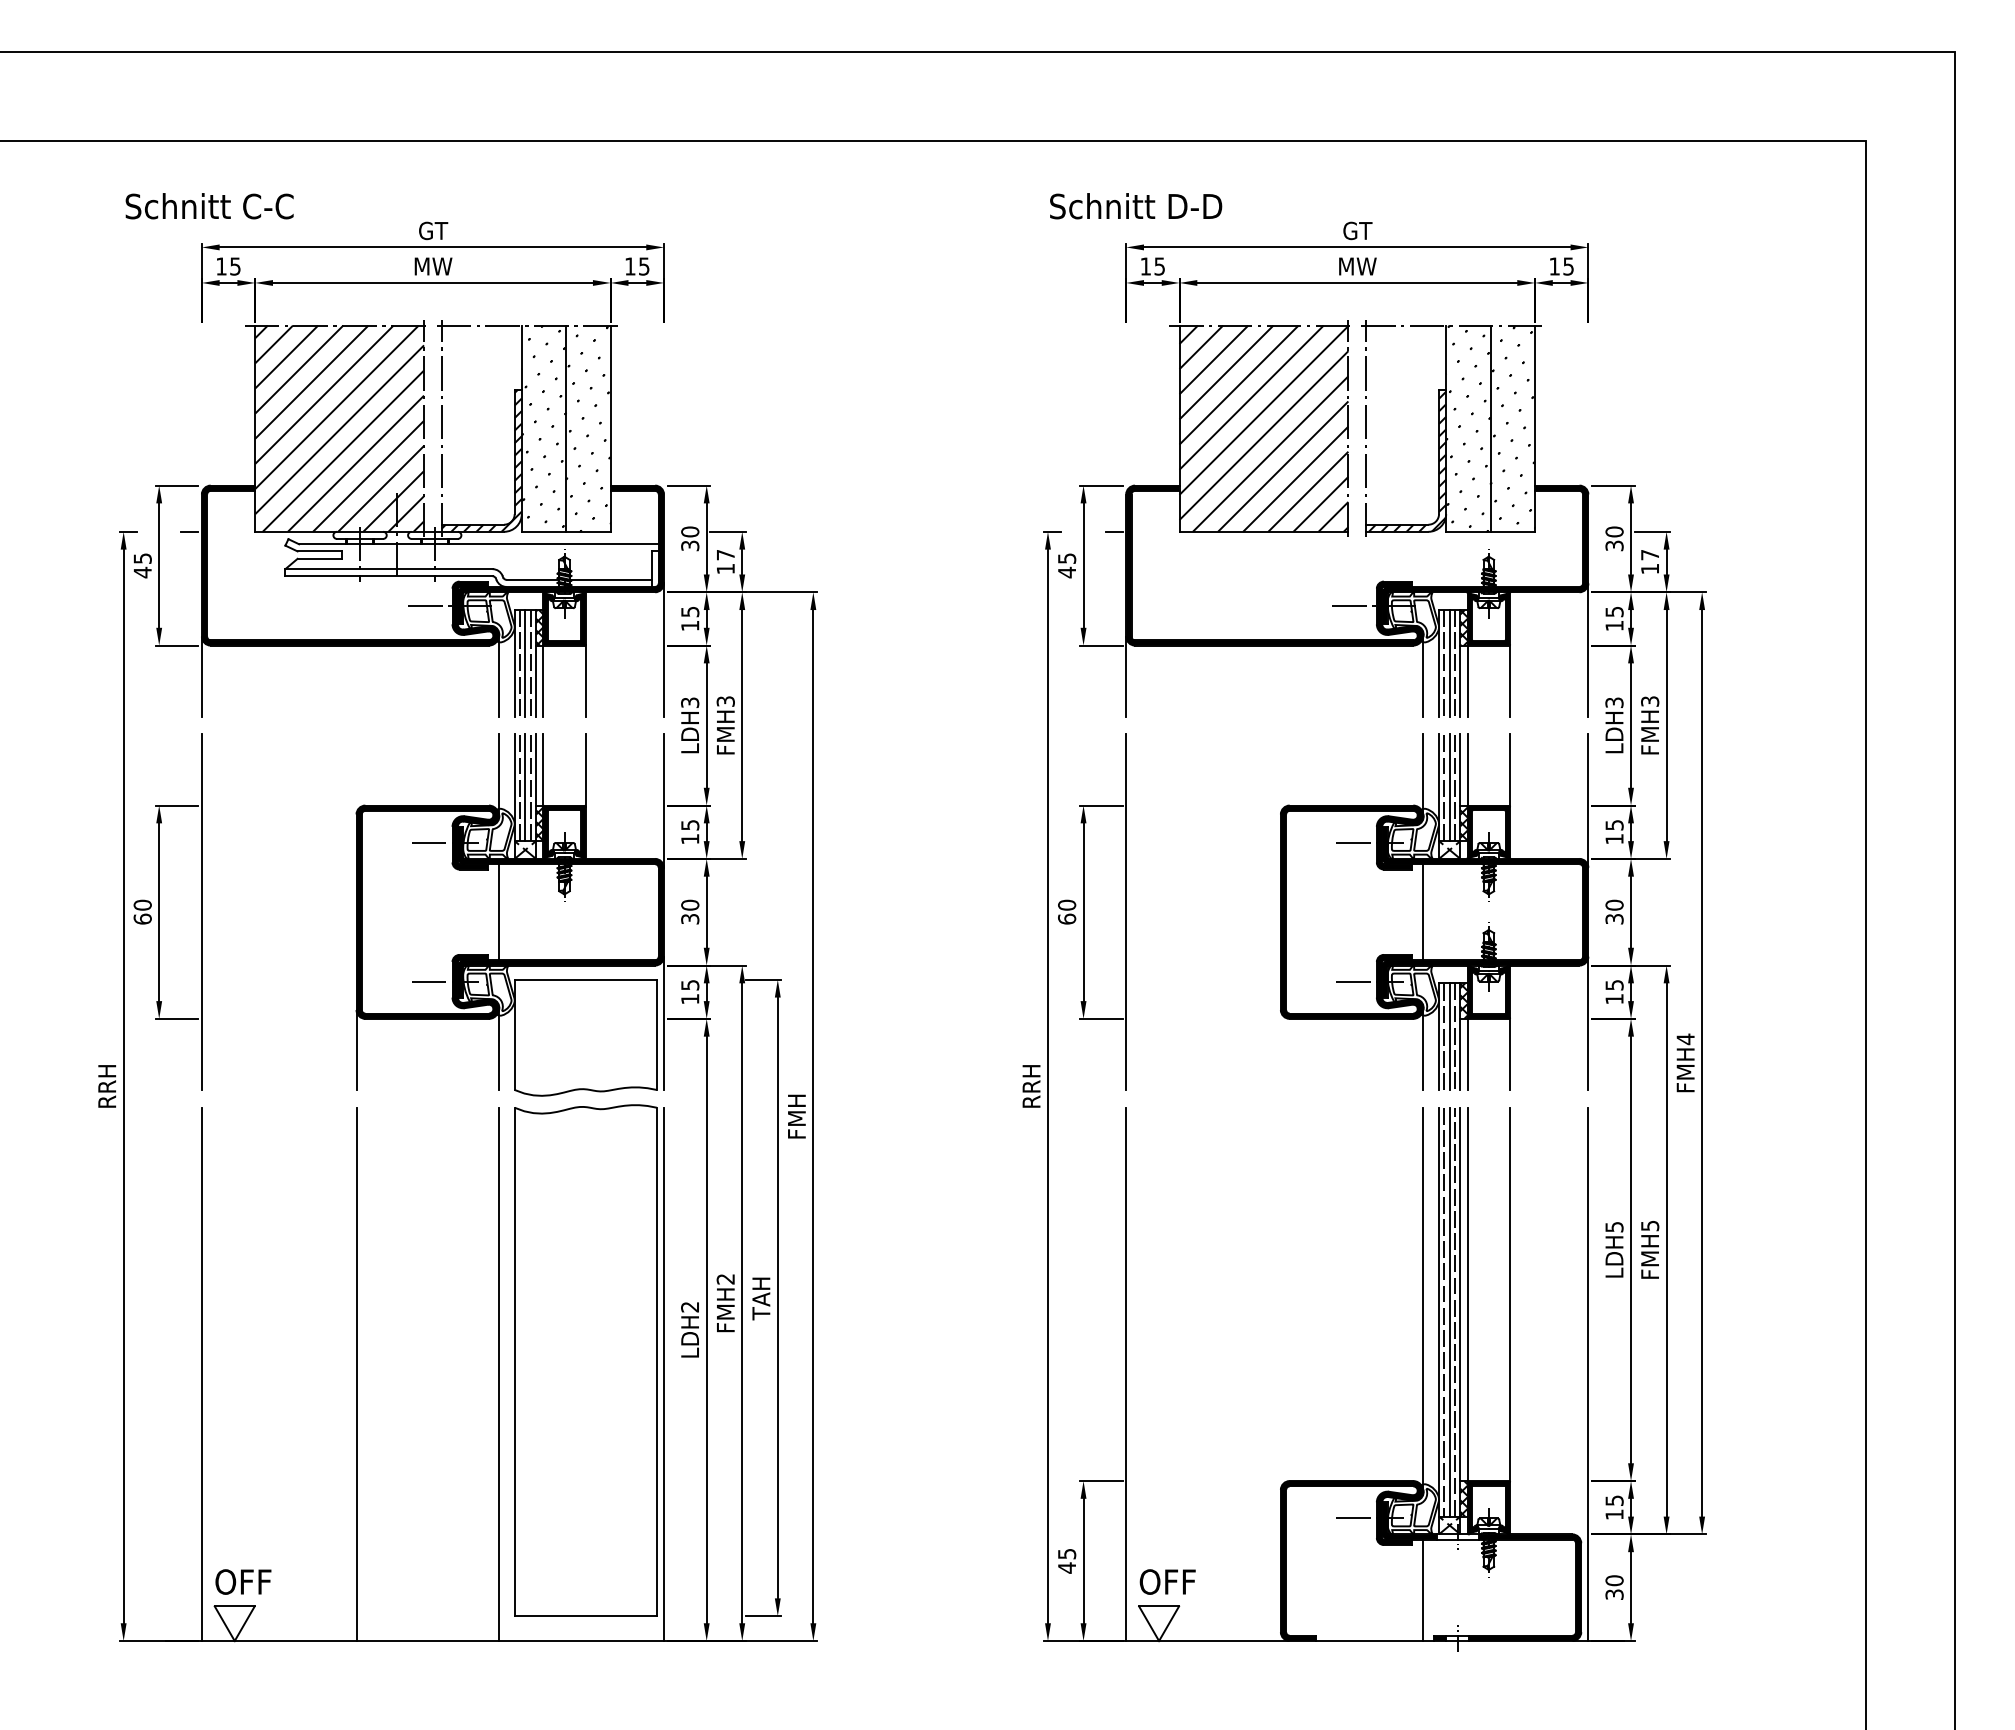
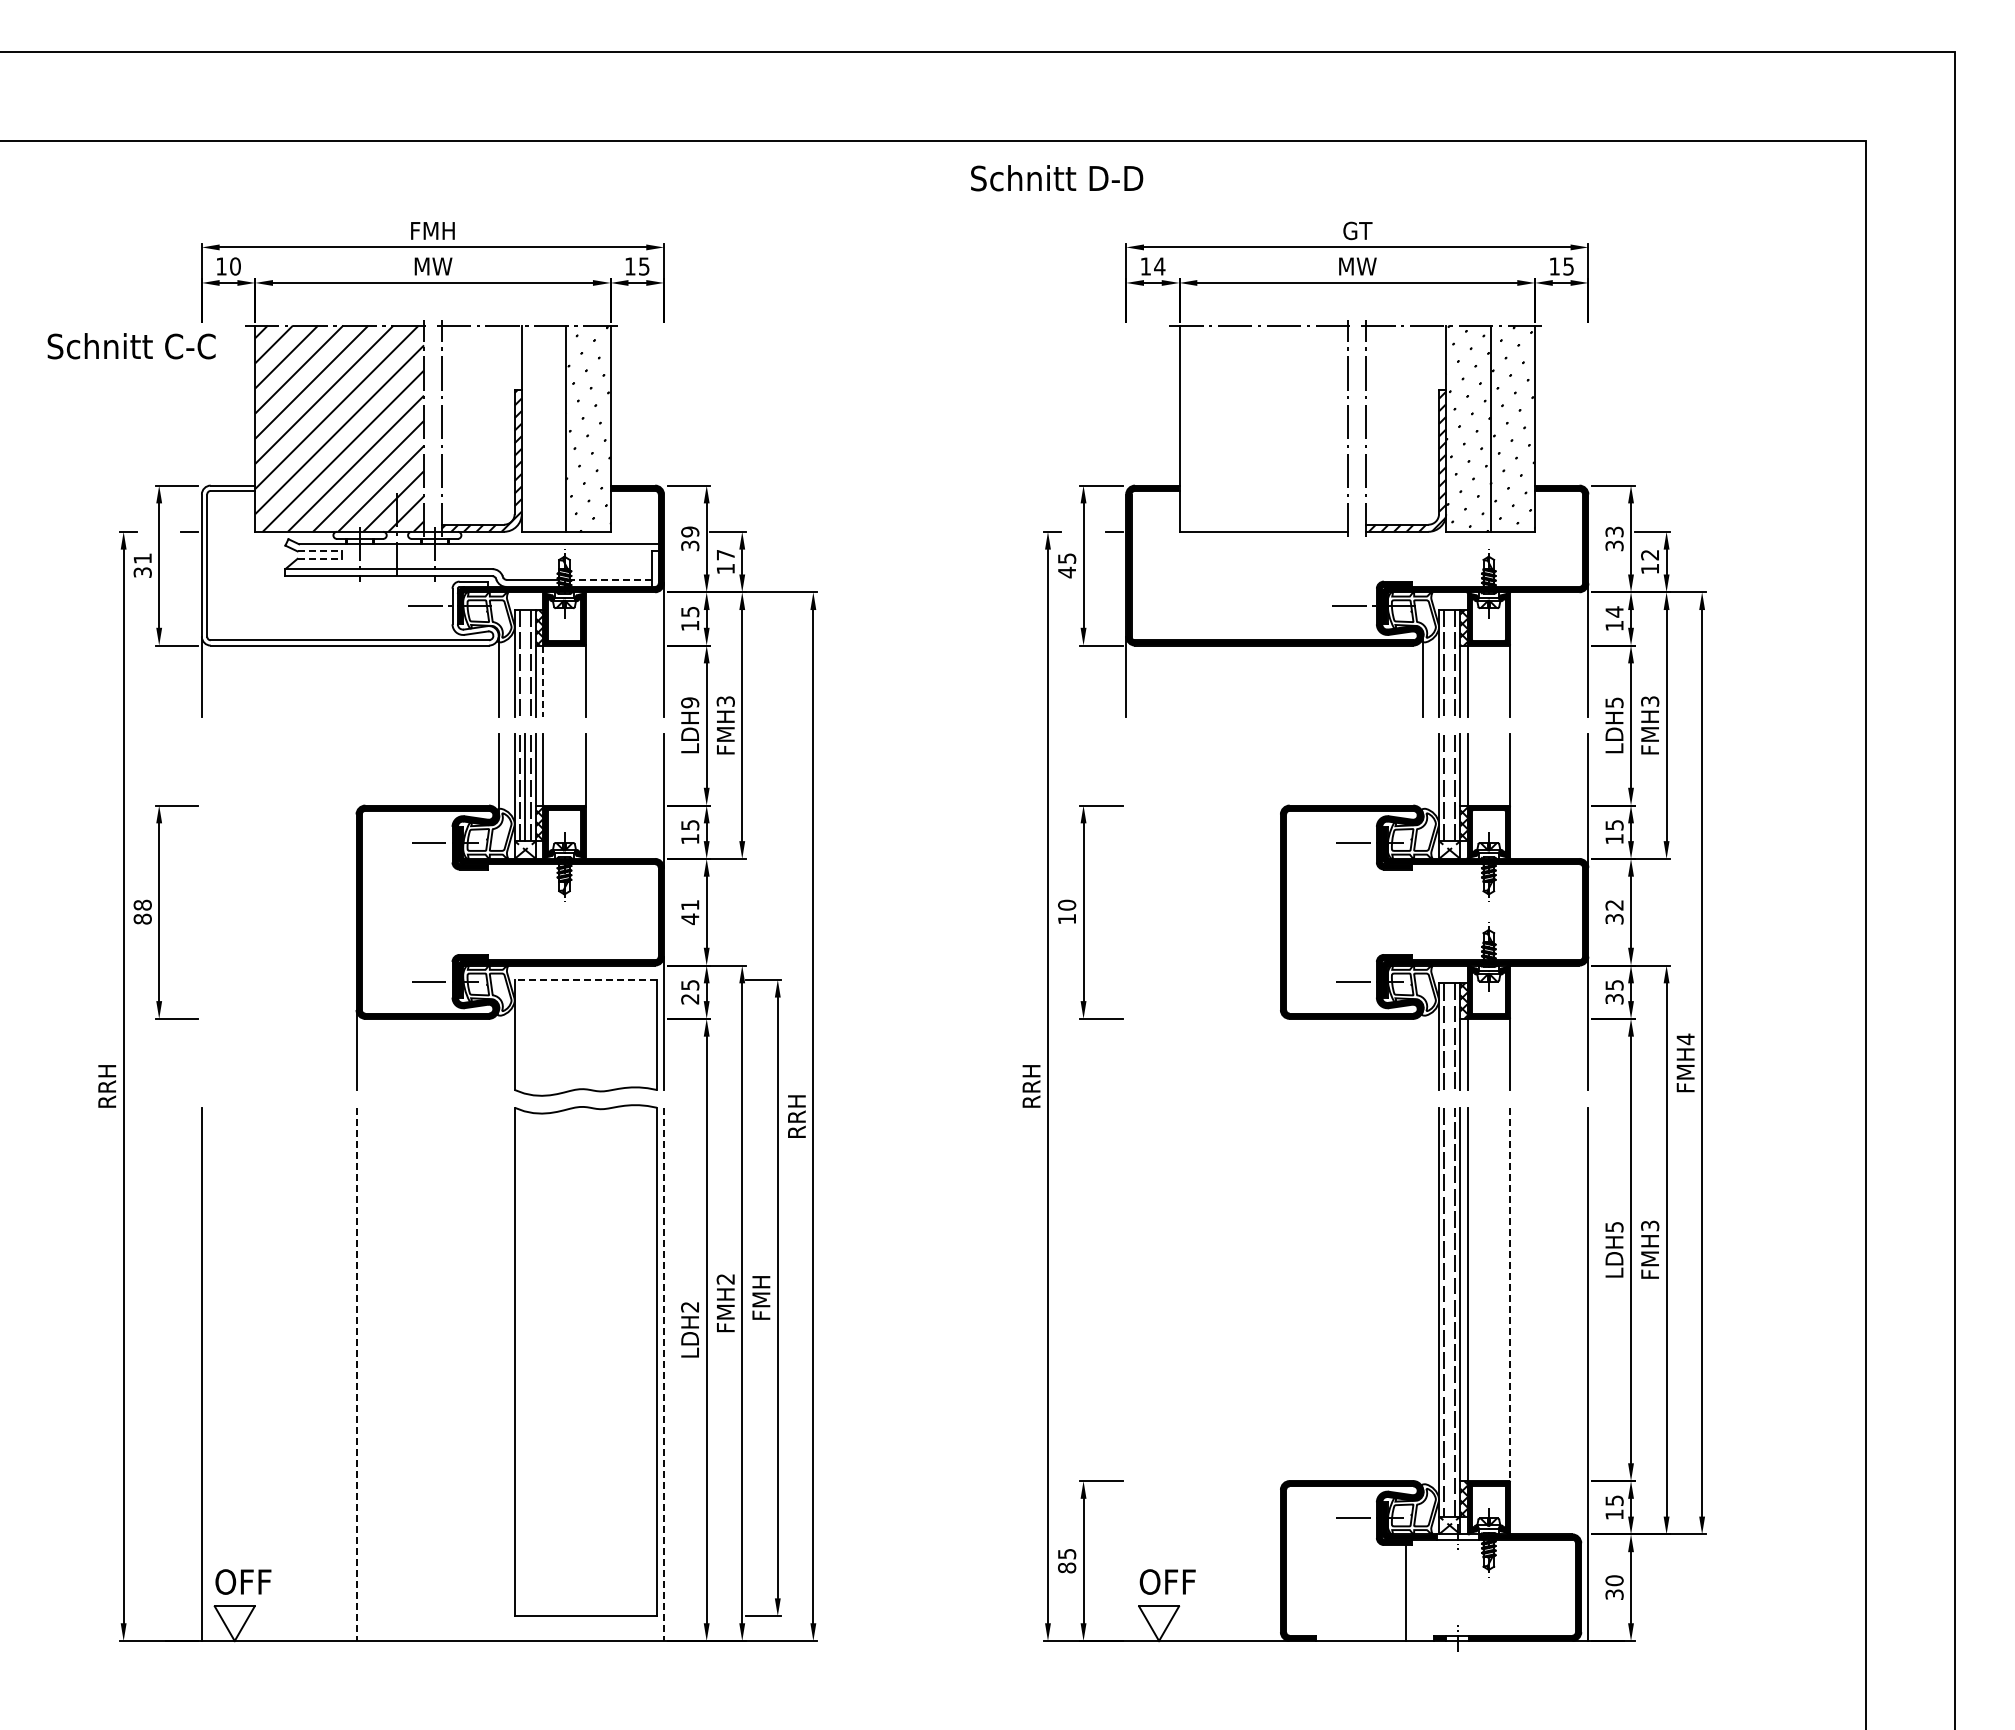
text position: (209, 206) -> (131, 346) (131, 346)
text position: (1136, 206) -> (1057, 178) (1057, 178)
text: GT -> FMH (432, 230)
text: 15 -> 10 (235, 266)
text: 15 -> 14 (1159, 266)
hatch: present -> none (543, 426)
hatch: present -> none (1263, 428)
text: 30 -> 39 (690, 531)
text: 30 -> 33 (1614, 531)
line: solid -> dashed (320, 551)
text: 17 -> 12 (1649, 555)
line: solid -> dashed (320, 558)
text: 45 -> 31 (142, 565)
fill: present -> none (349, 565)
line: solid -> dashed (610, 579)
text: 15 -> 14 (1614, 611)
line: present -> none (525, 663)
line: present -> none (1449, 663)
line: solid -> dashed (543, 681)
text: LDH3 -> LDH9 (690, 702)
text: LDH3 -> LDH5 (1613, 702)
line: present -> none (1423, 774)
line: present -> none (1449, 787)
text: 30 -> 32 (1614, 904)
text: 60 -> 88 (142, 911)
line: present -> none (201, 911)
line: present -> none (1126, 911)
line: present -> none (498, 912)
text: 30 -> 41 (690, 912)
line: present -> none (1423, 912)
text: 60 -> 10 (1067, 918)
line: solid -> dashed (585, 979)
text: 15 -> 25 (689, 999)
text: 15 -> 35 (1614, 999)
line: present -> none (1449, 1036)
line: present -> none (498, 1049)
line: present -> none (1423, 1049)
text: FMH -> RRH (796, 1116)
text: FMH5 -> FMH3 (1649, 1225)
line: solid -> dashed (1510, 1295)
text: TAH -> FMH (761, 1298)
line: present -> none (1423, 1298)
line: present -> none (1449, 1311)
line: solid -> dashed (356, 1374)
line: present -> none (498, 1374)
line: solid -> dashed (664, 1374)
line: present -> none (1126, 1374)
text: 45 -> 85 (1067, 1567)
line position: (1423, 1590) -> (1406, 1590) (1406, 1590)
